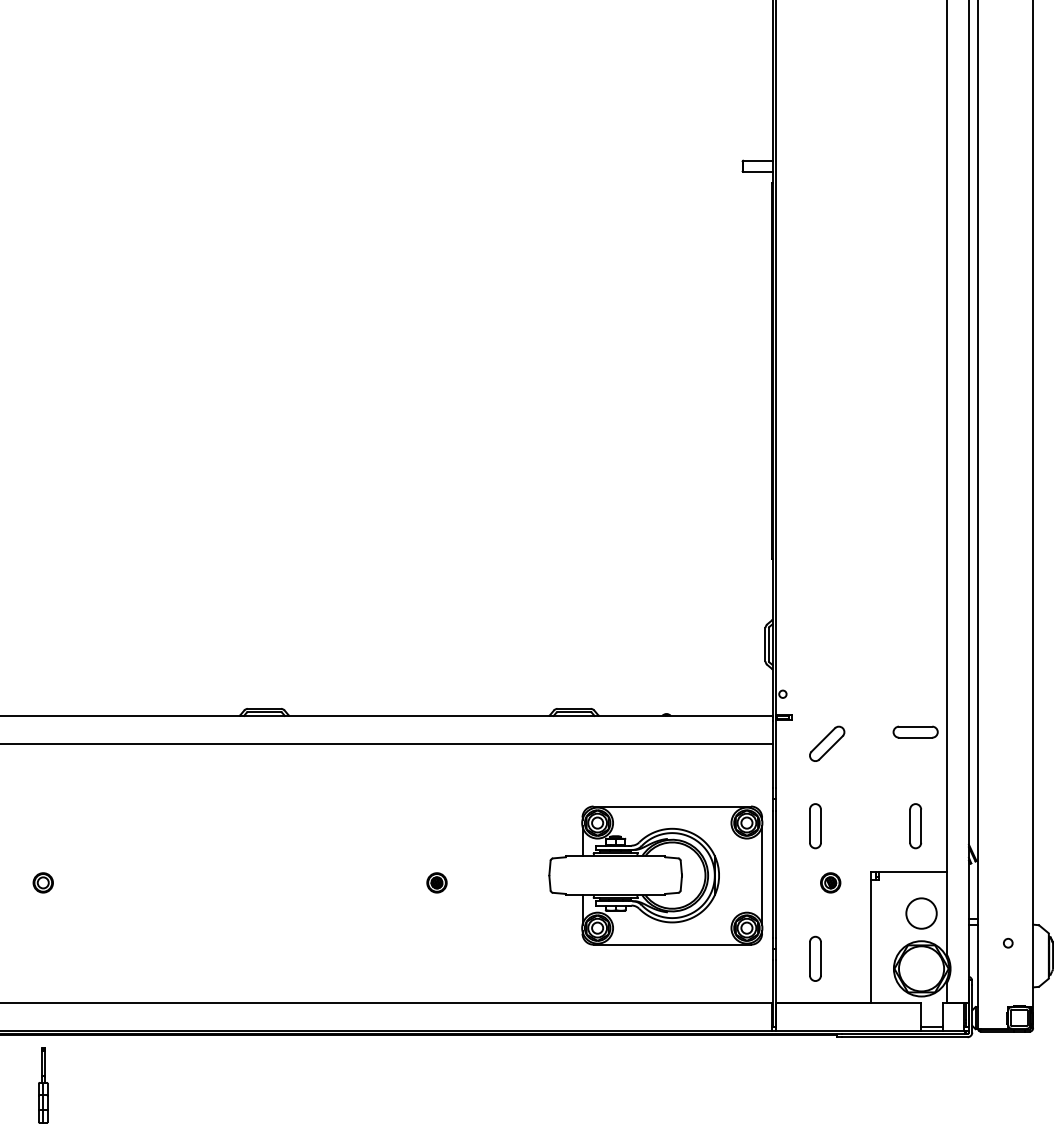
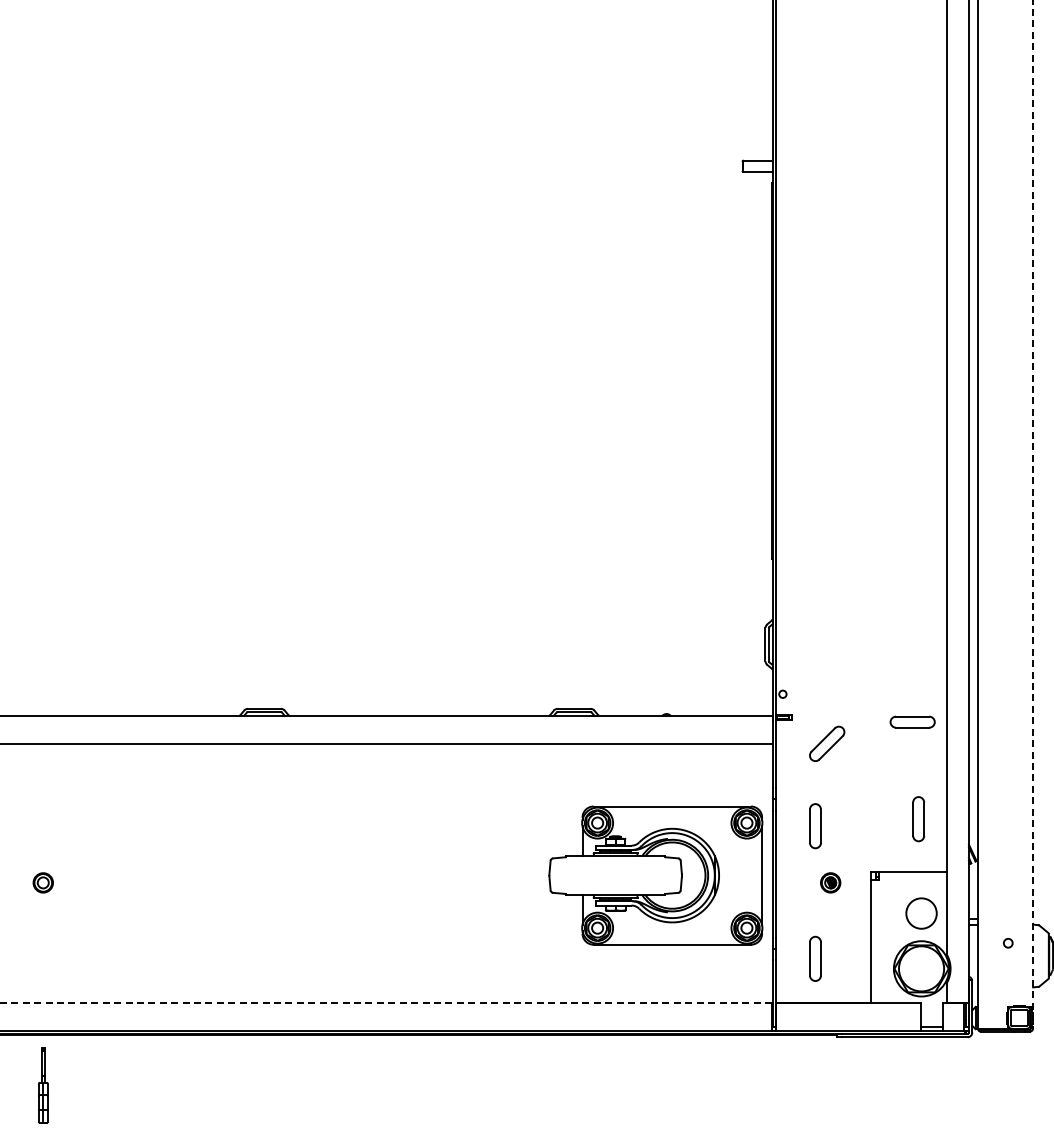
line: solid -> dashed (1033, 514)
part position: (915, 731) -> (912, 721) (912, 721)
part position: (915, 826) -> (918, 819) (918, 819)
part: present -> none (436, 882)
line: solid -> dashed (386, 1002)
